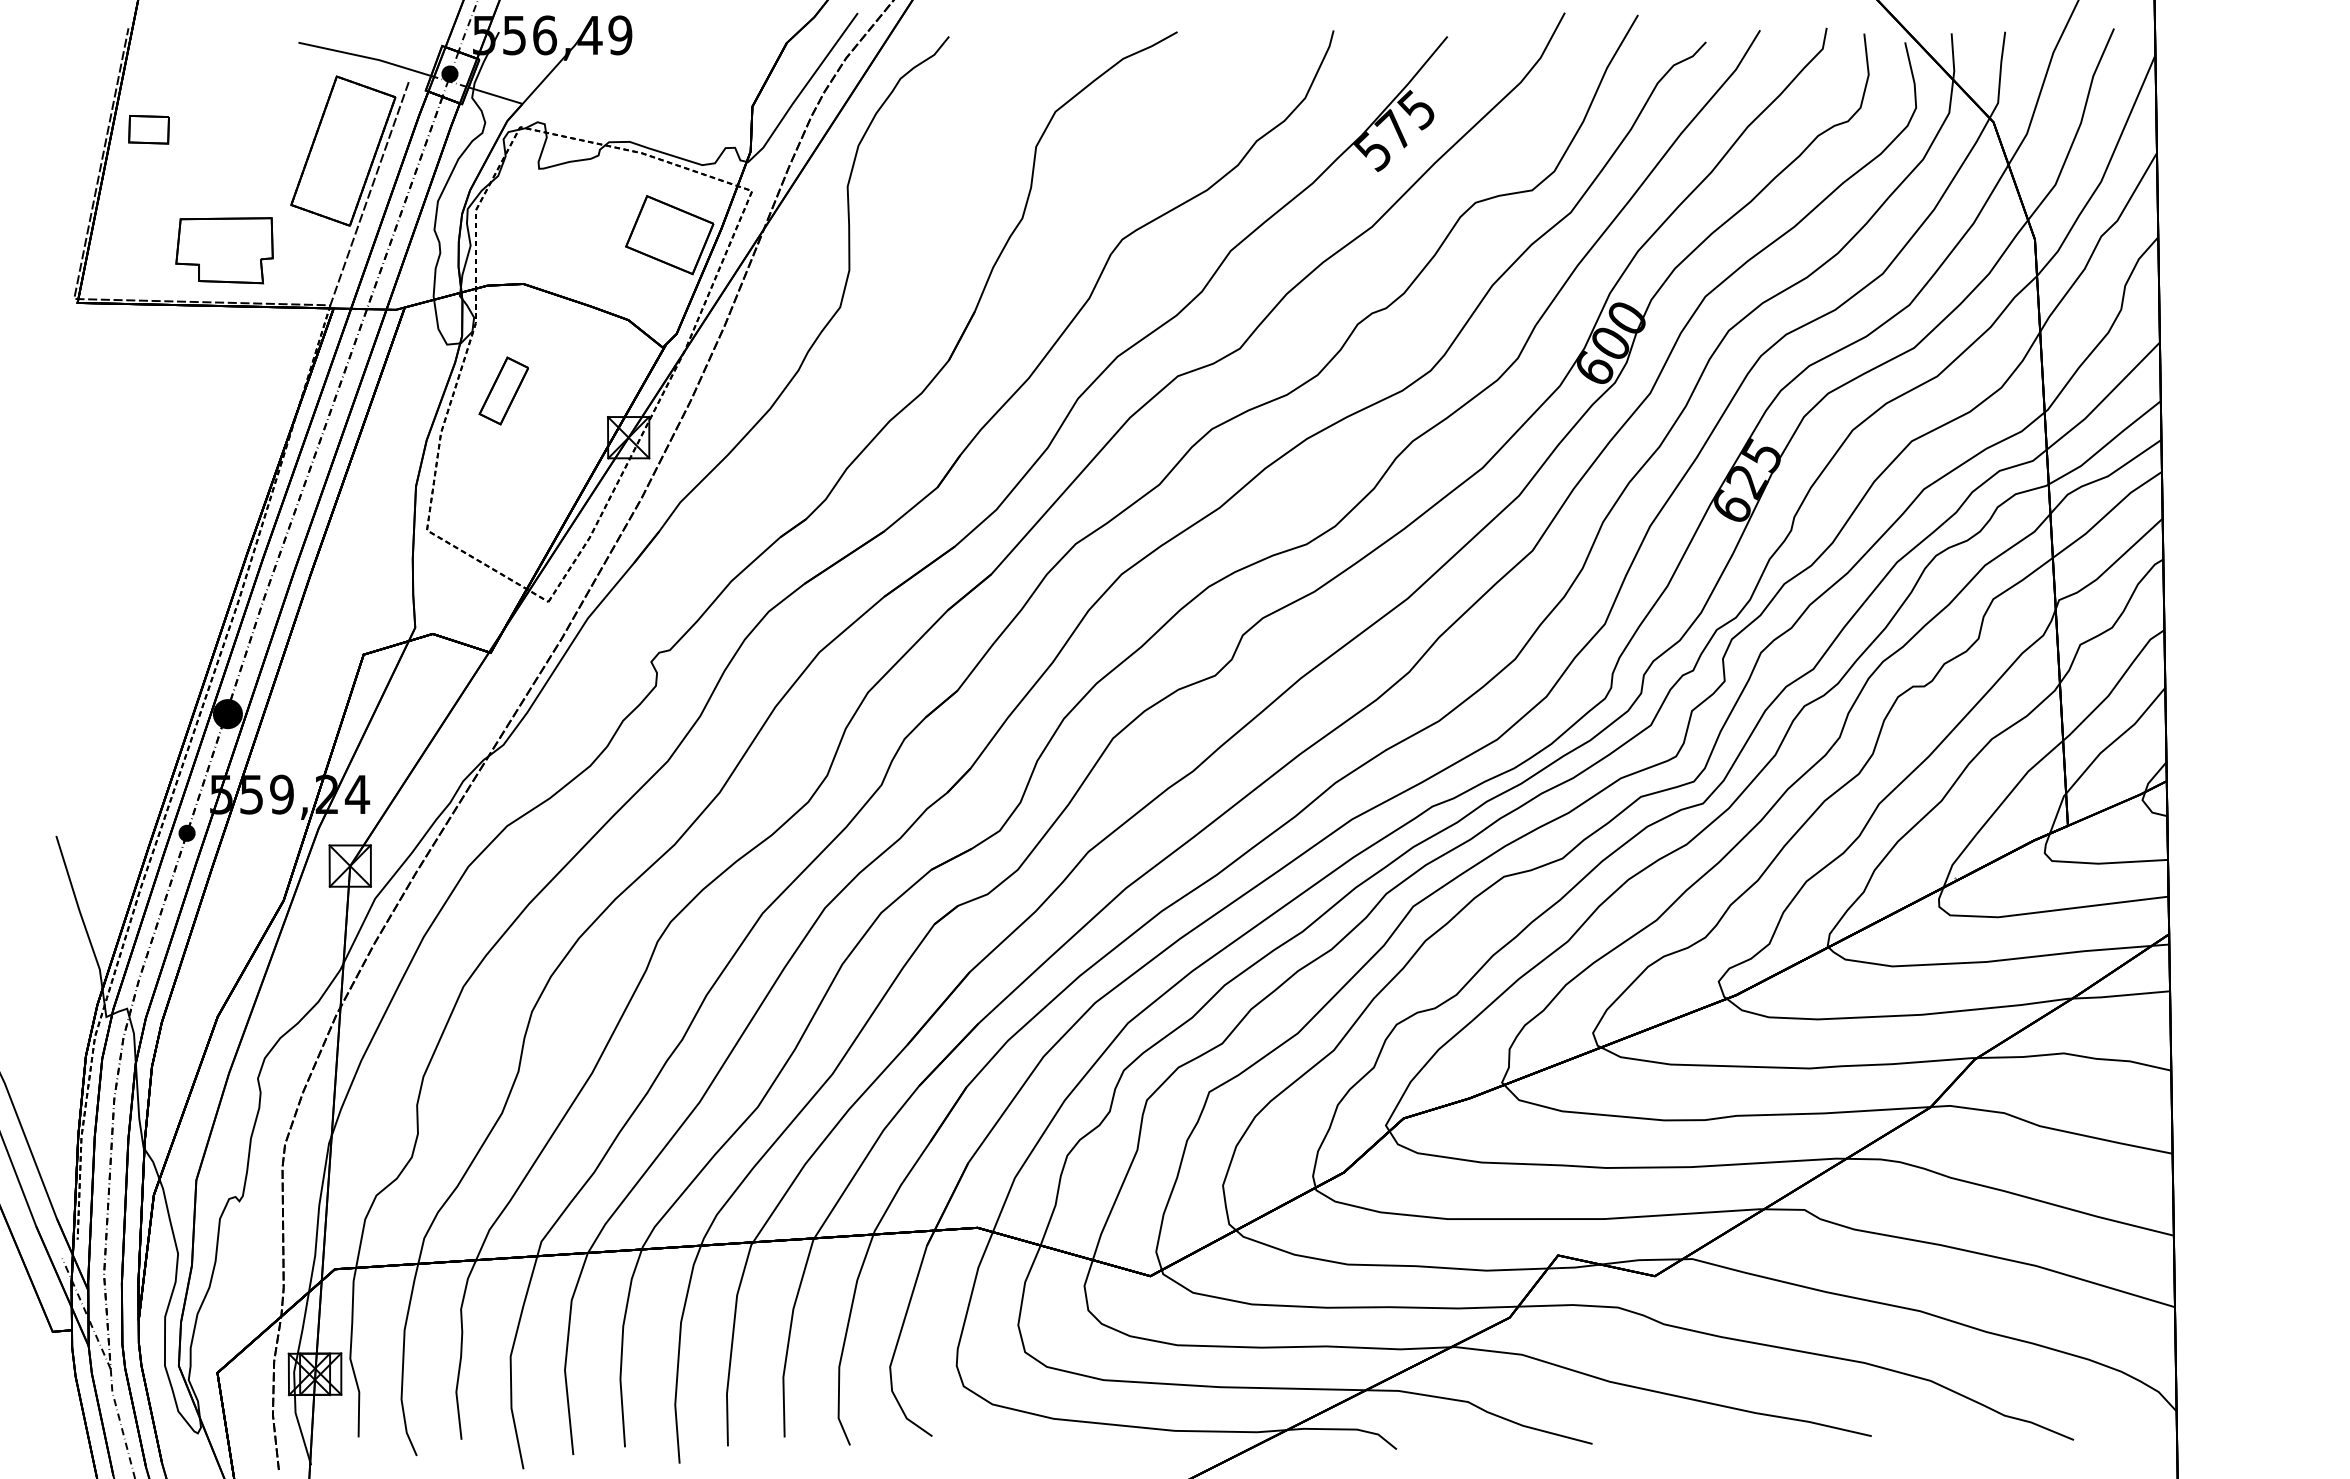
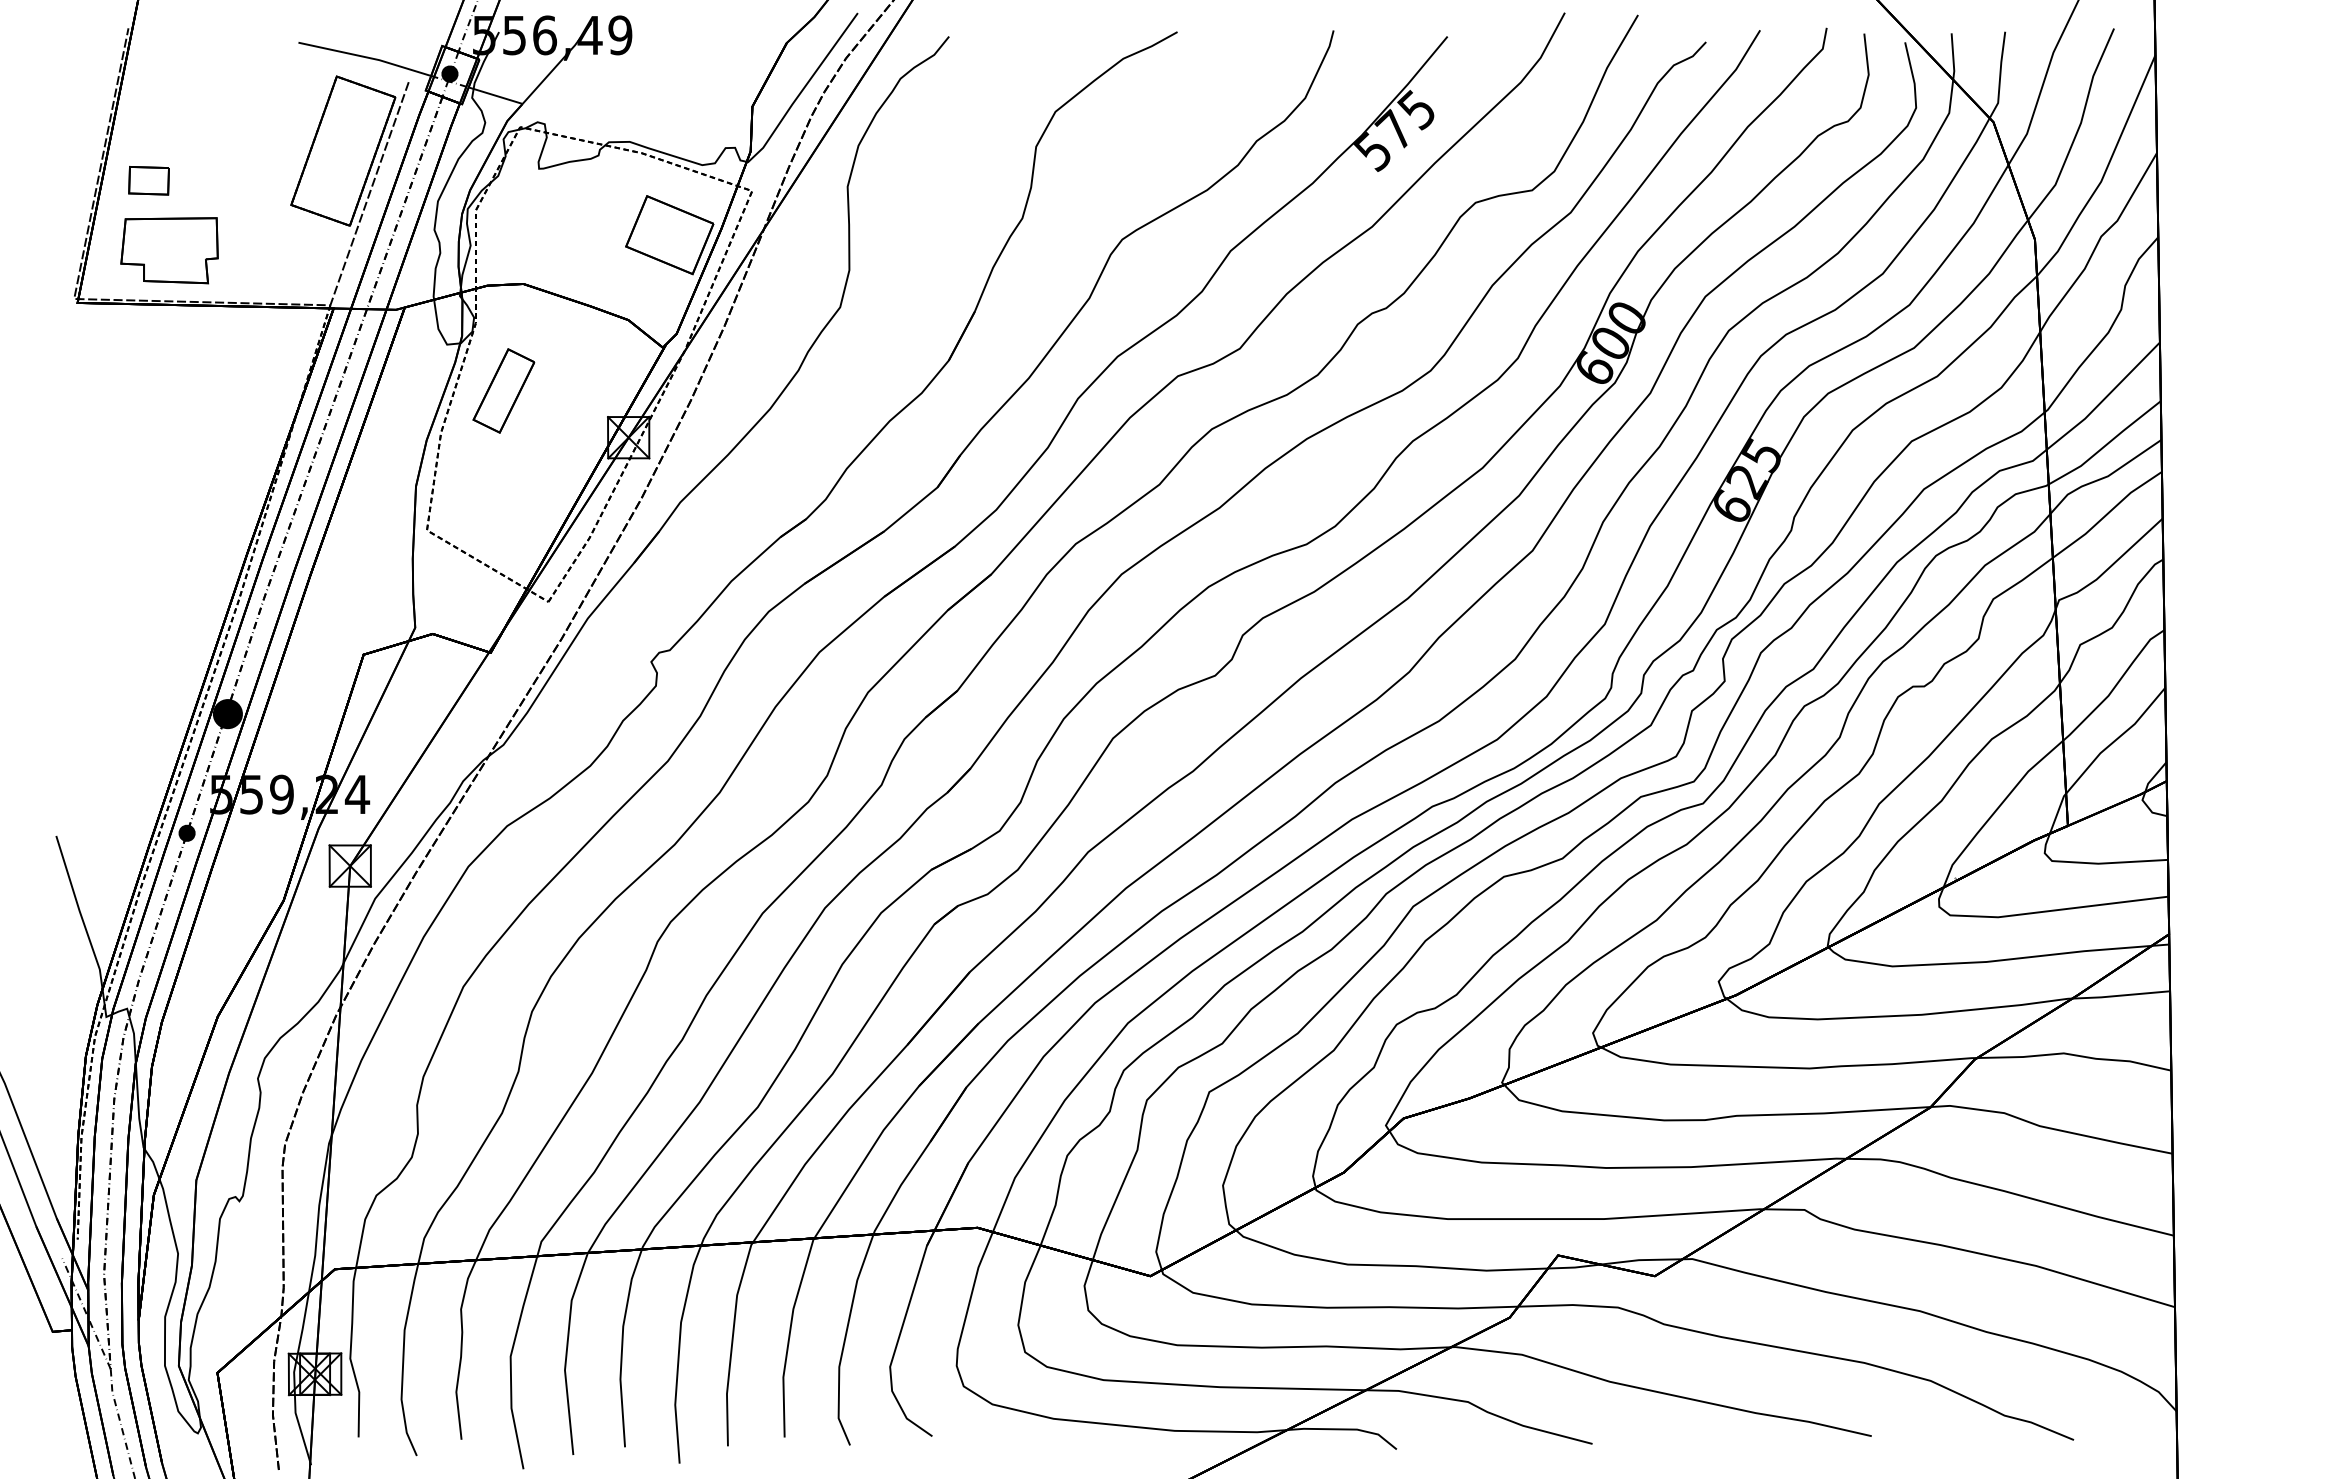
part position: (148, 129) -> (148, 180) (148, 180)
part position: (224, 250) -> (169, 250) (169, 250)
part size: 52x70 px -> 64x86 px (503, 390)
